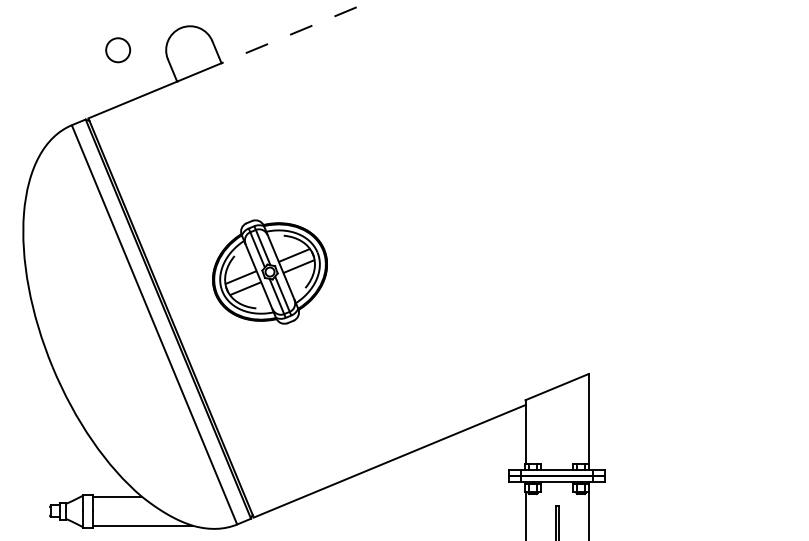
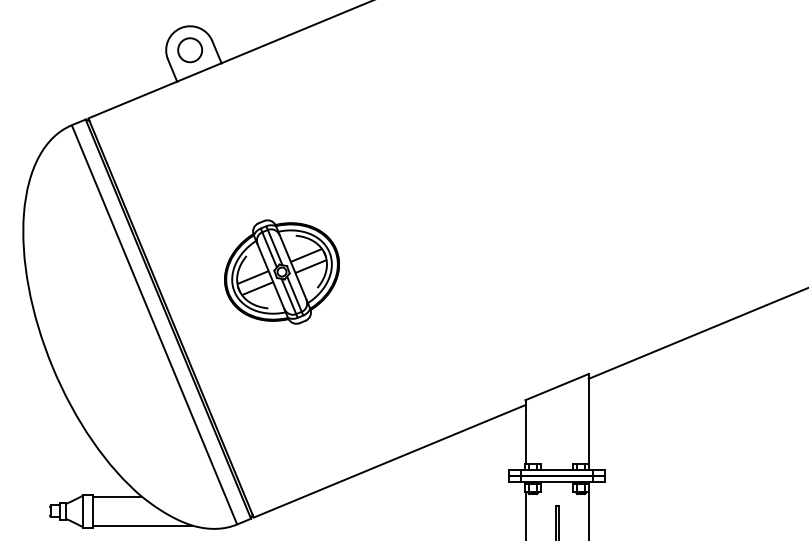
line: dashed -> solid (297, 31)
circle position: (118, 50) -> (190, 50) (190, 50)
part position: (269, 271) -> (281, 271) (281, 271)
line: none -> present (696, 333)
